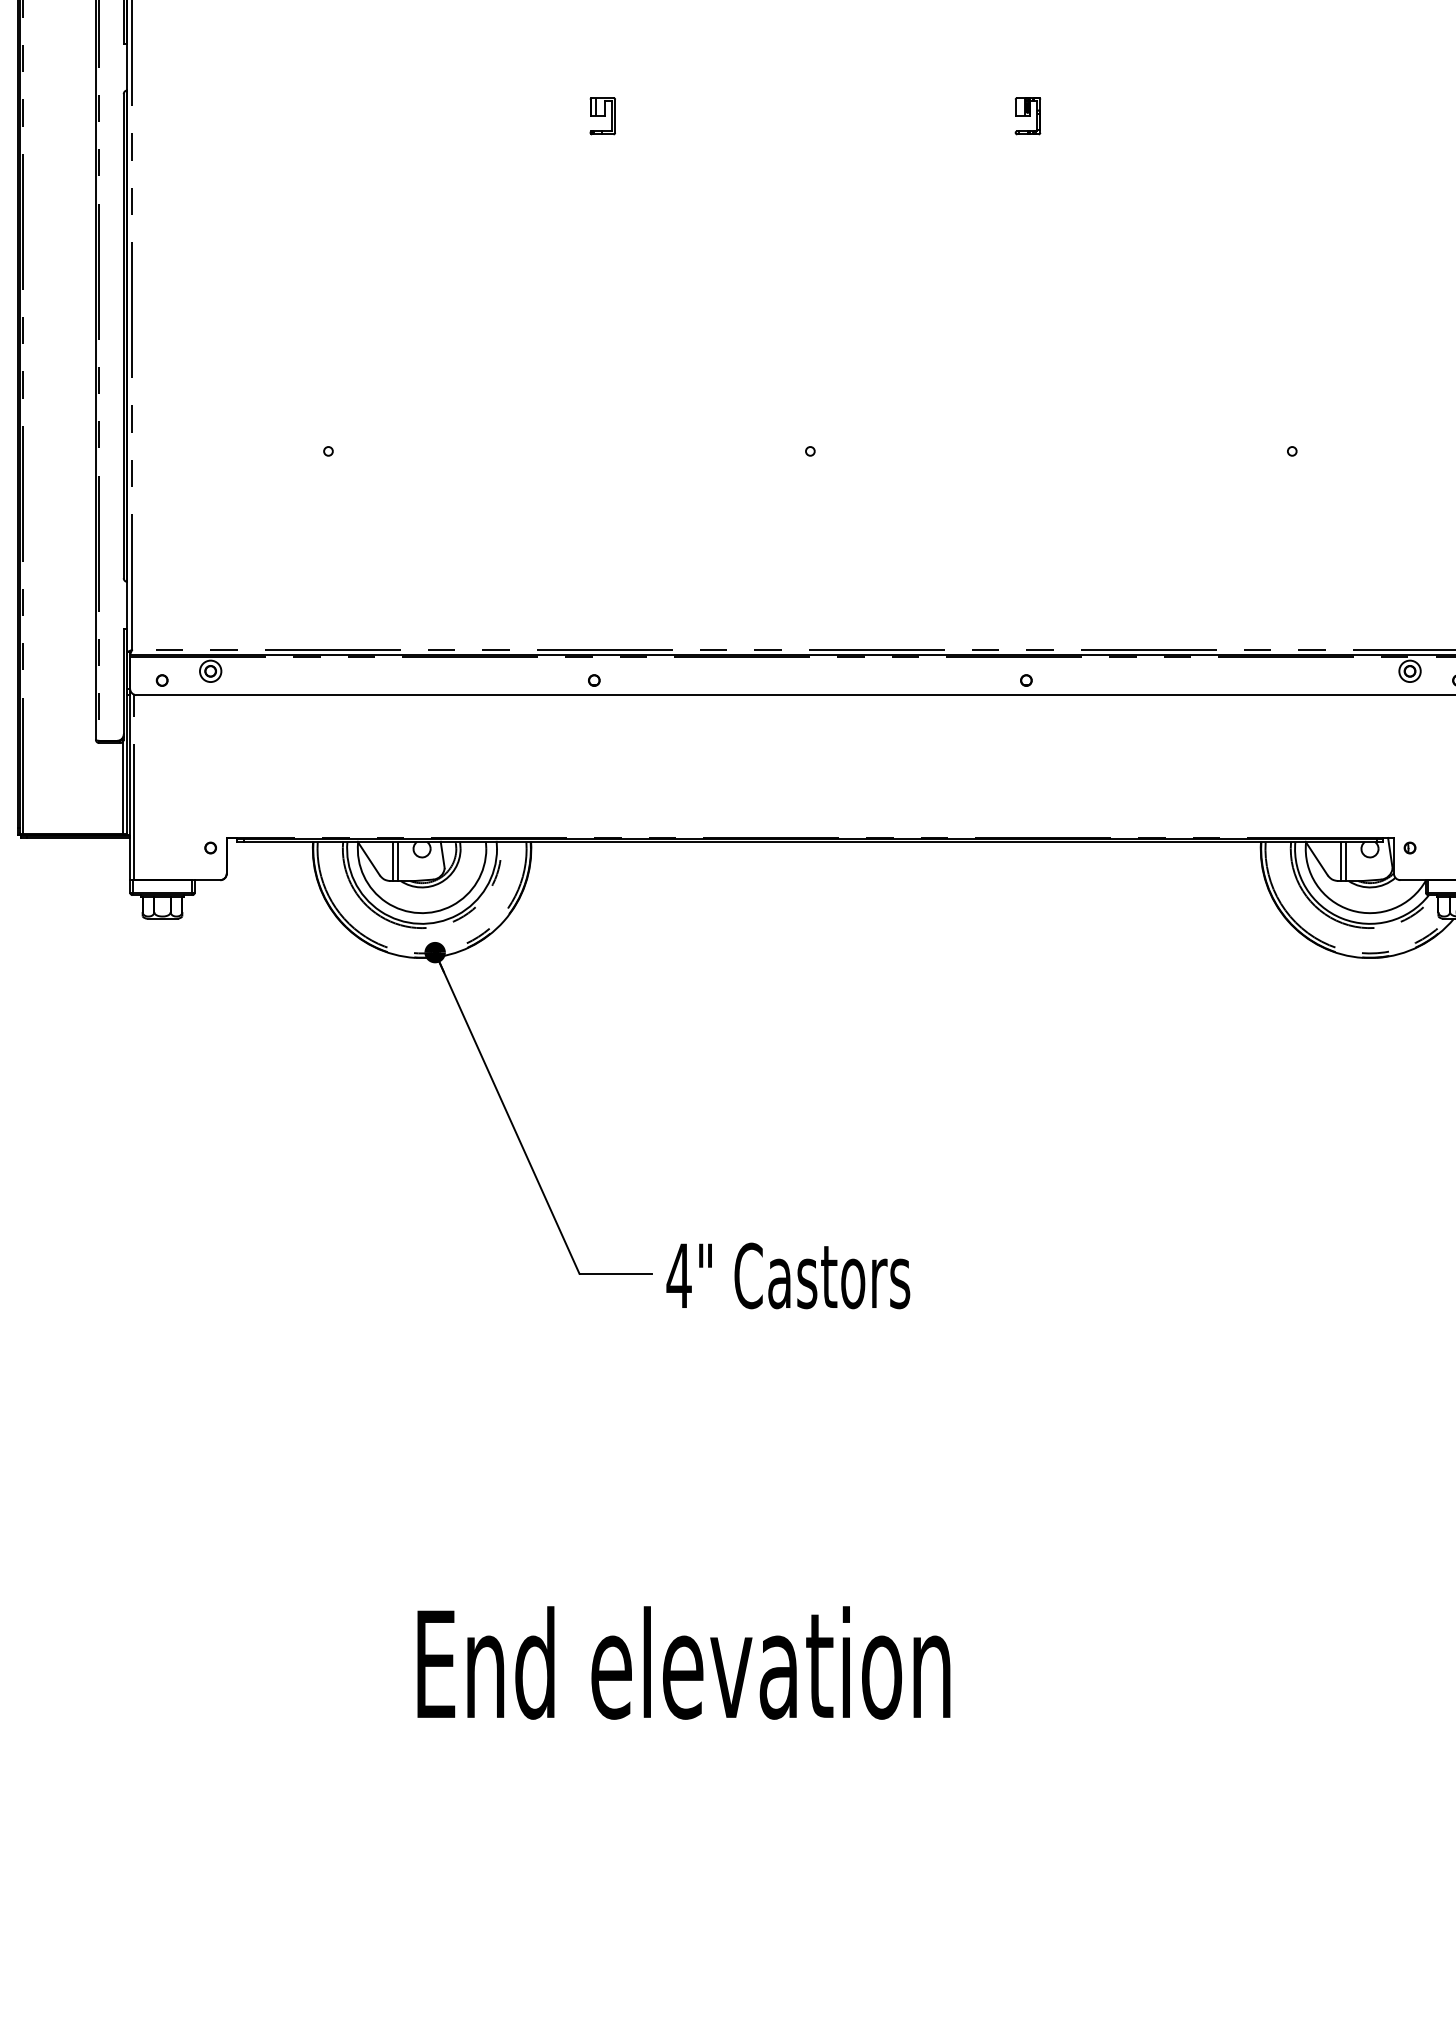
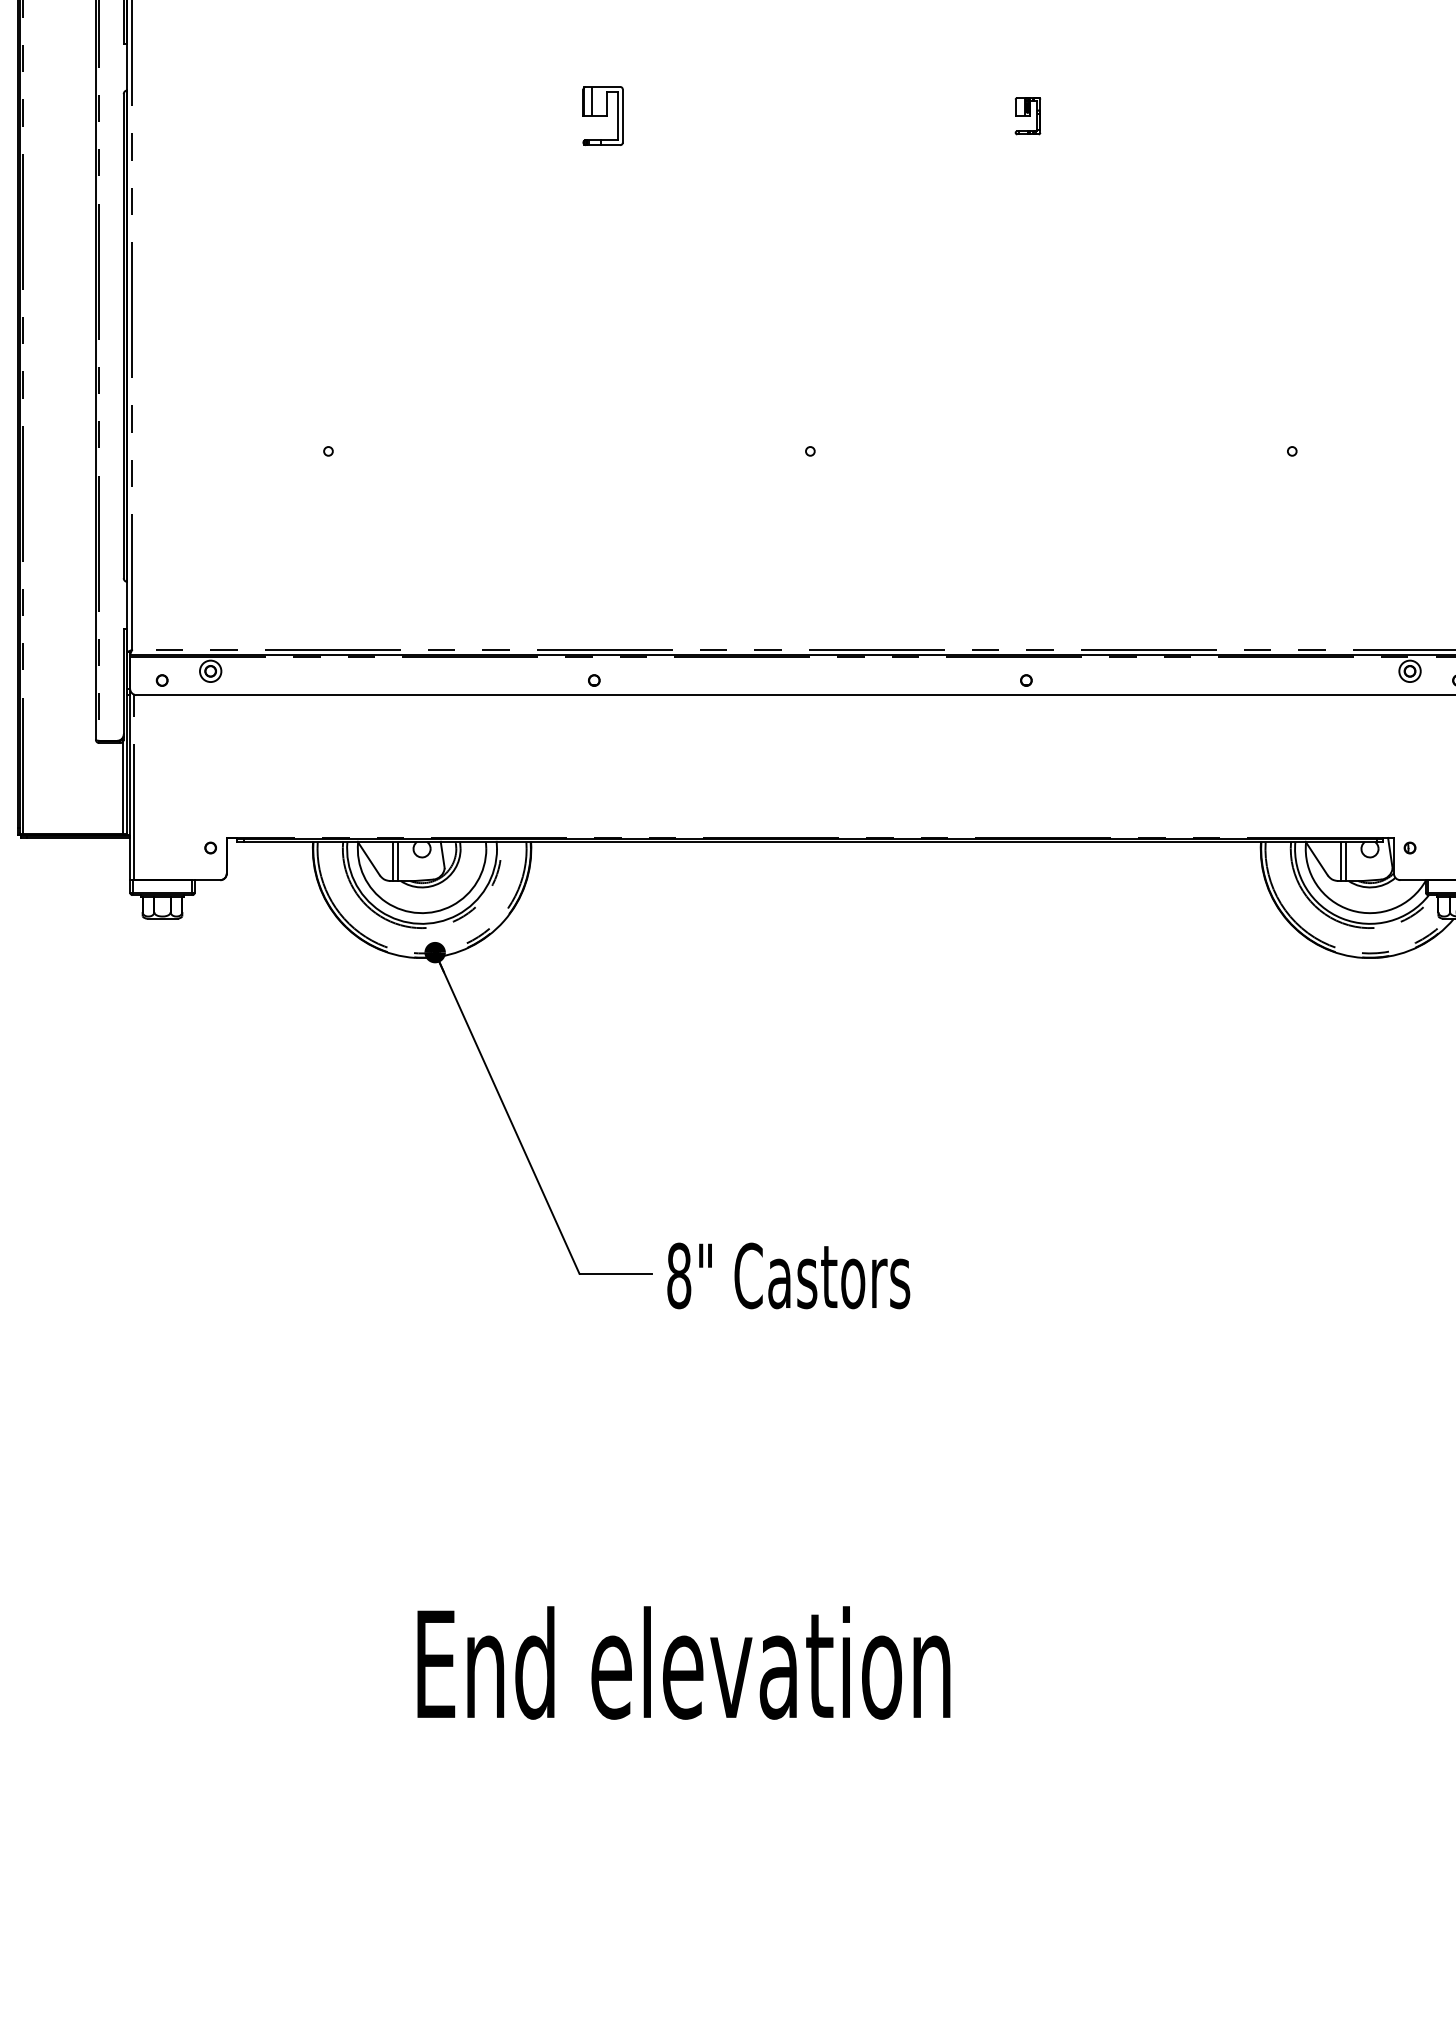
part size: 27x39 px -> 42x60 px (602, 115)
text: 4" -> 8" (678, 1275)
